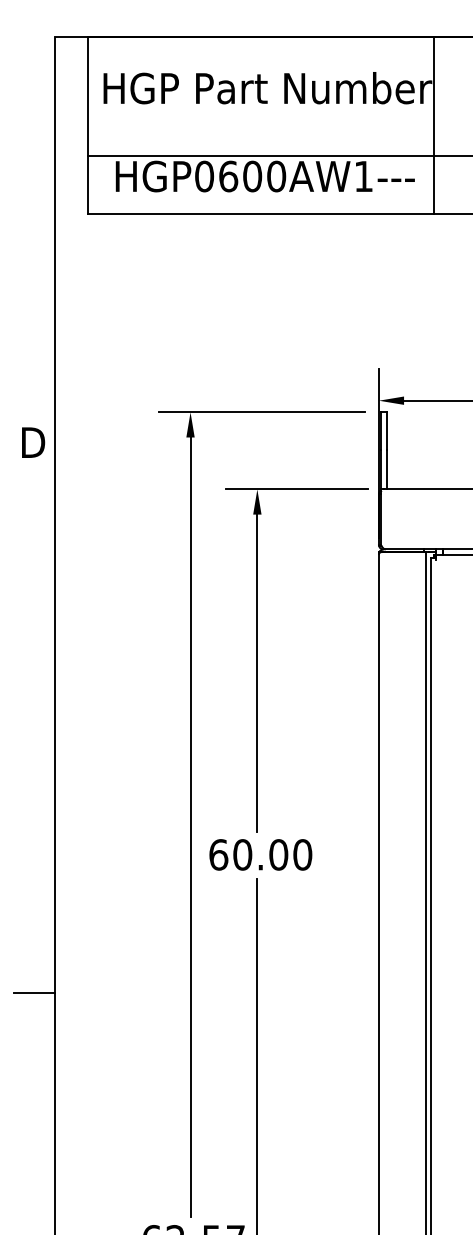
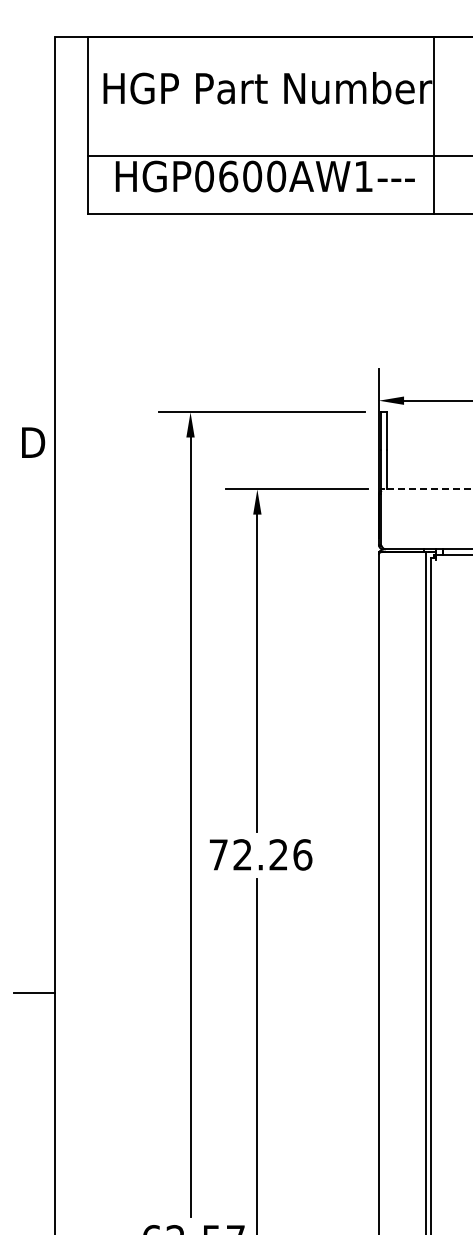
line: solid -> dashed (427, 489)
text: 60.00 -> 72.26 (260, 854)
